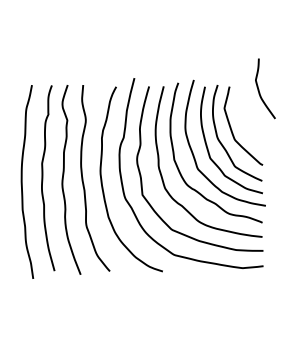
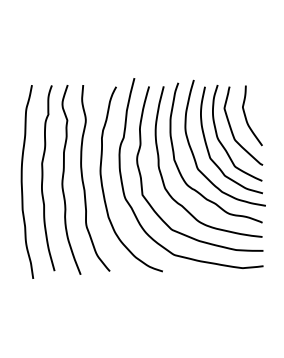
curve position: (259, 89) -> (246, 116) (246, 116)
